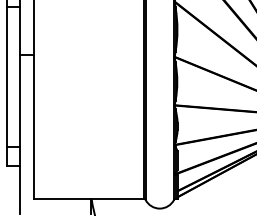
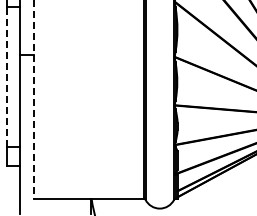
line: solid -> dashed (7, 76)
line: solid -> dashed (33, 100)
